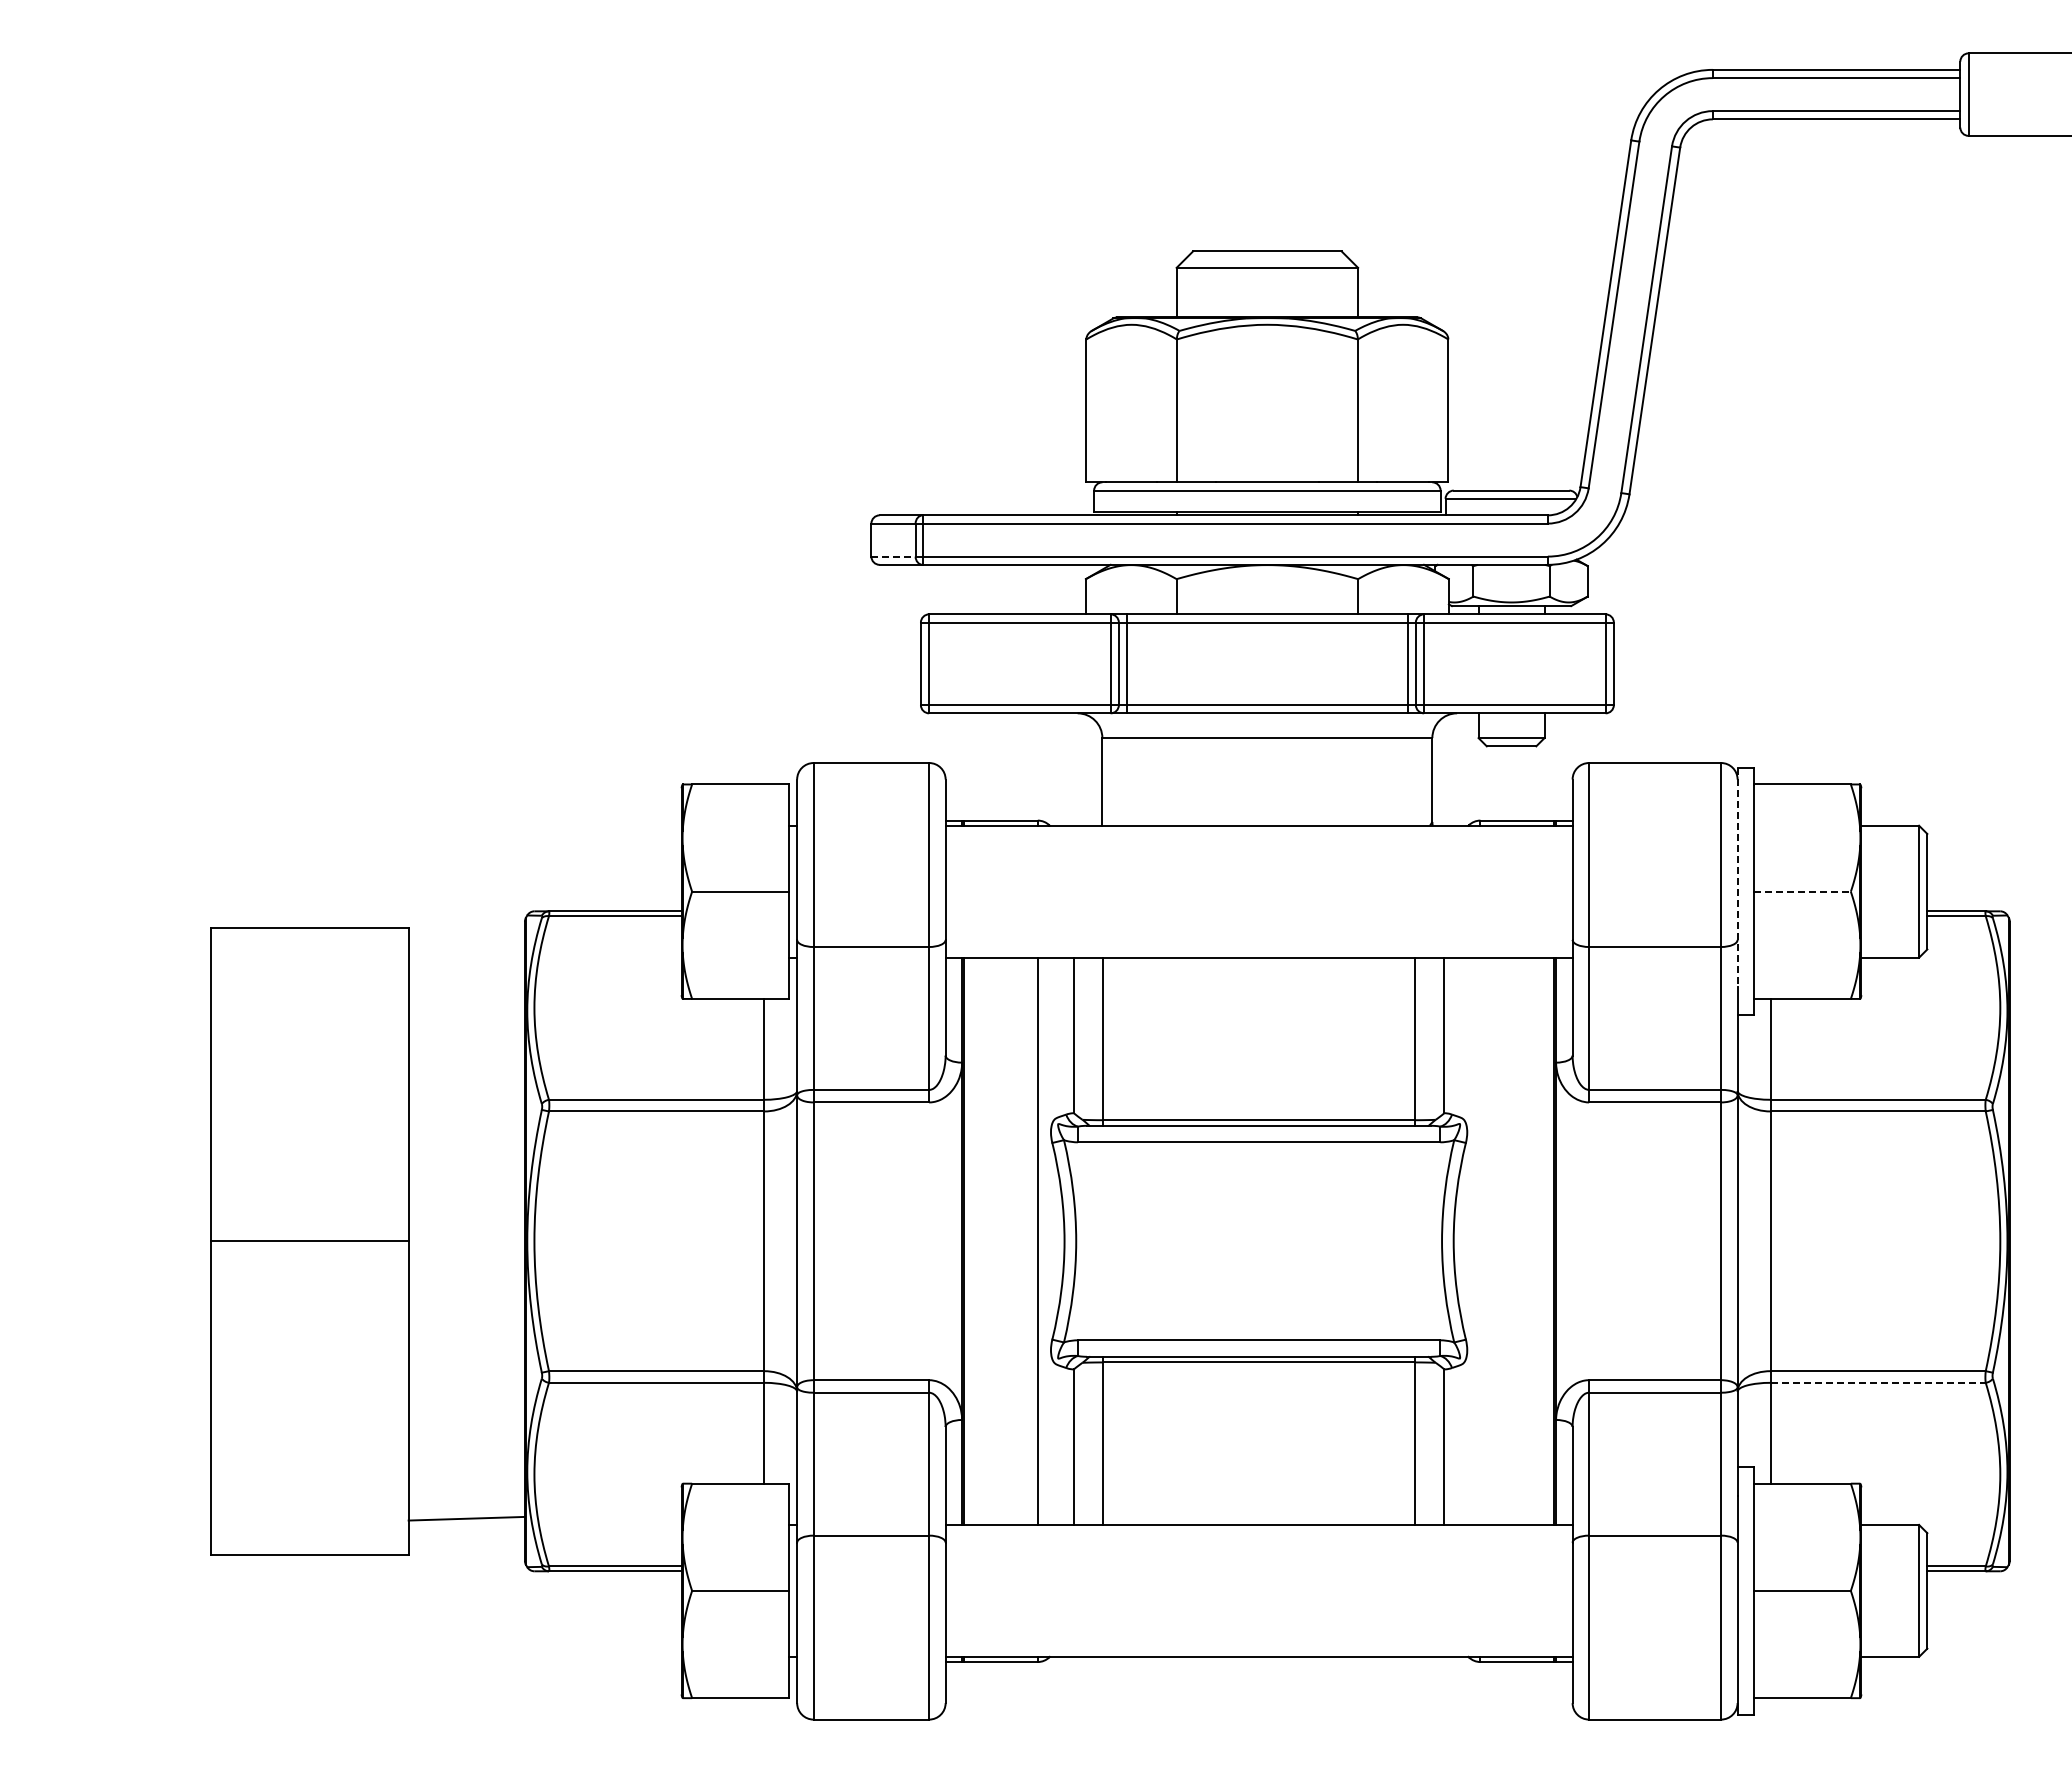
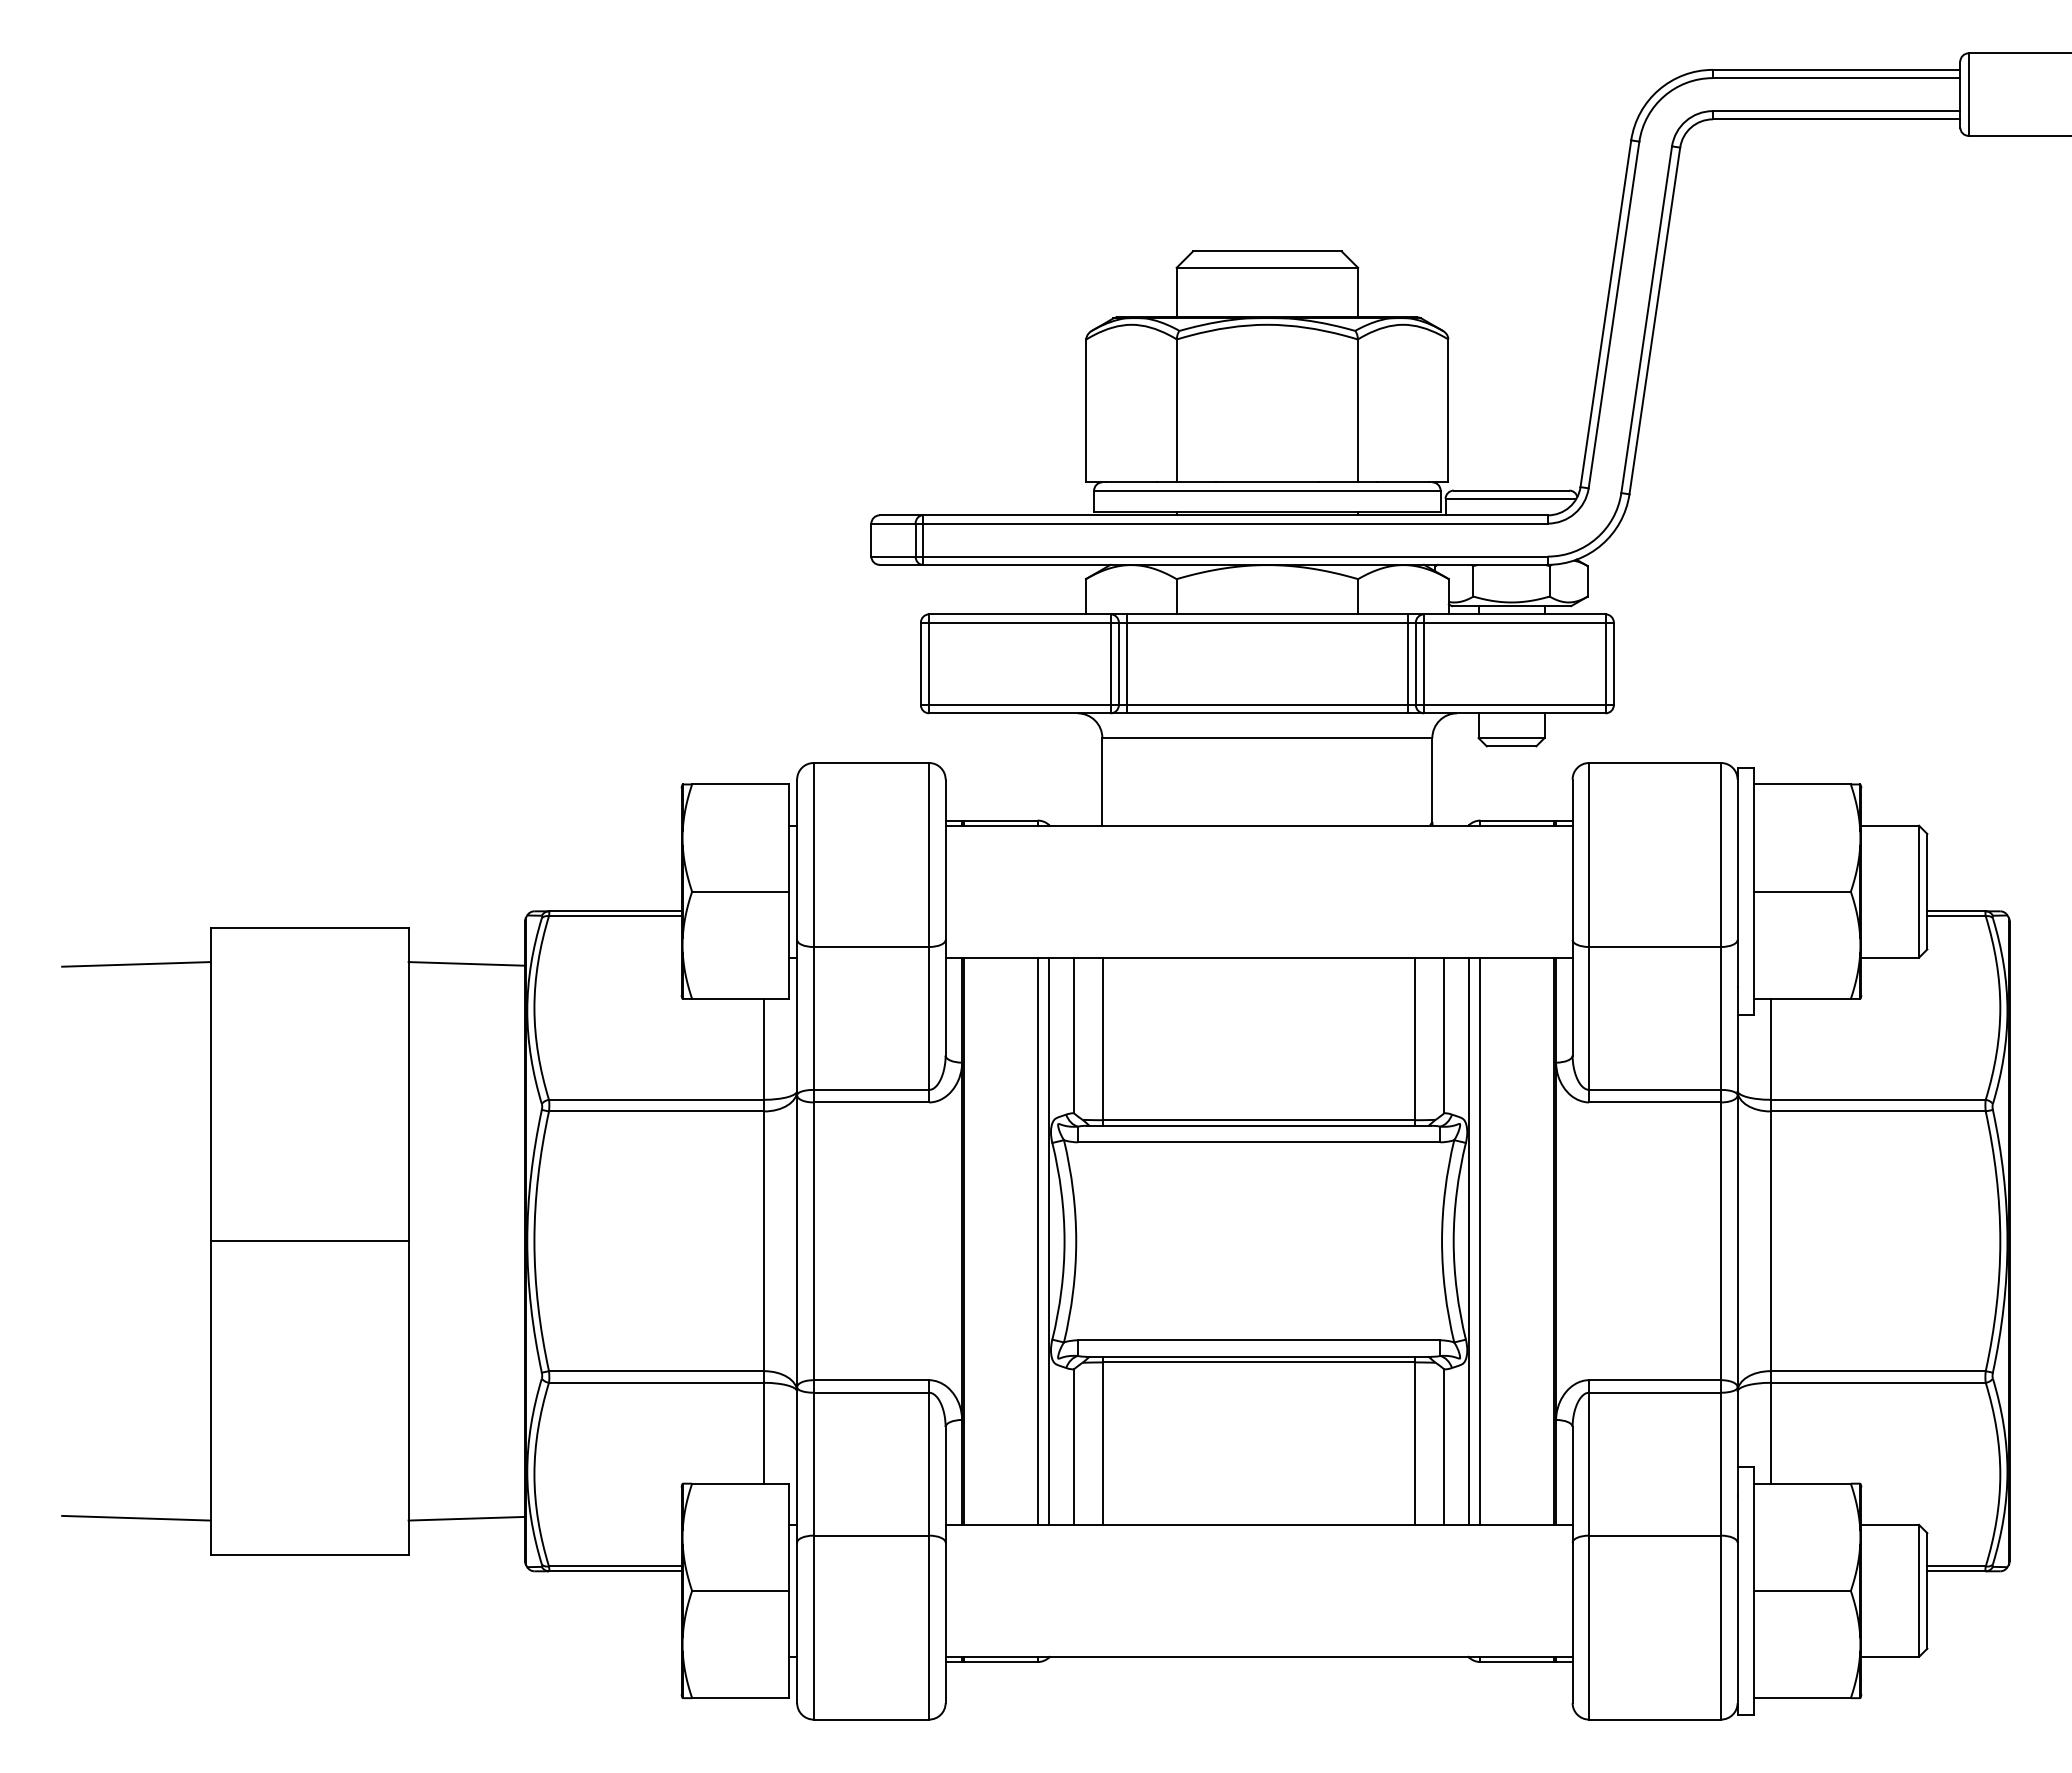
line: dashed -> solid (894, 556)
line: dashed -> solid (1737, 877)
line: dashed -> solid (1802, 891)
line: none -> present (466, 963)
line: none -> present (136, 964)
line: none -> present (1049, 1240)
line: none -> present (1468, 1240)
line: none -> present (1480, 1240)
line: dashed -> solid (1878, 1382)
line: none -> present (136, 1517)
